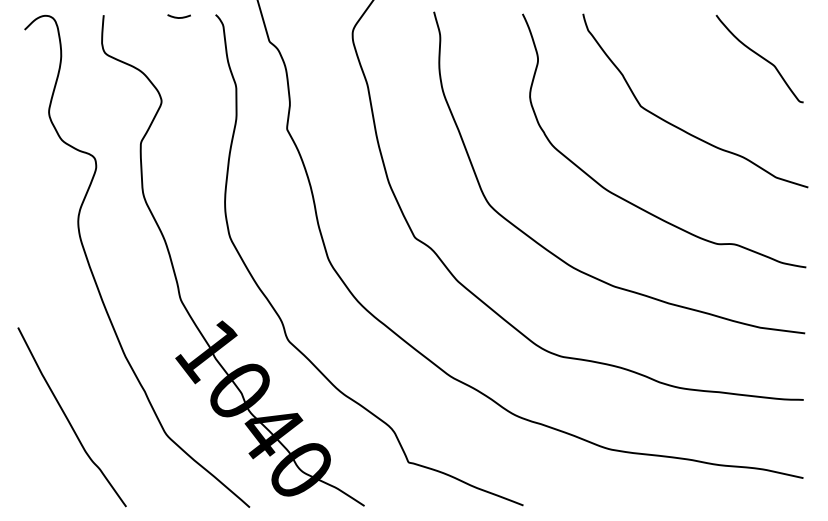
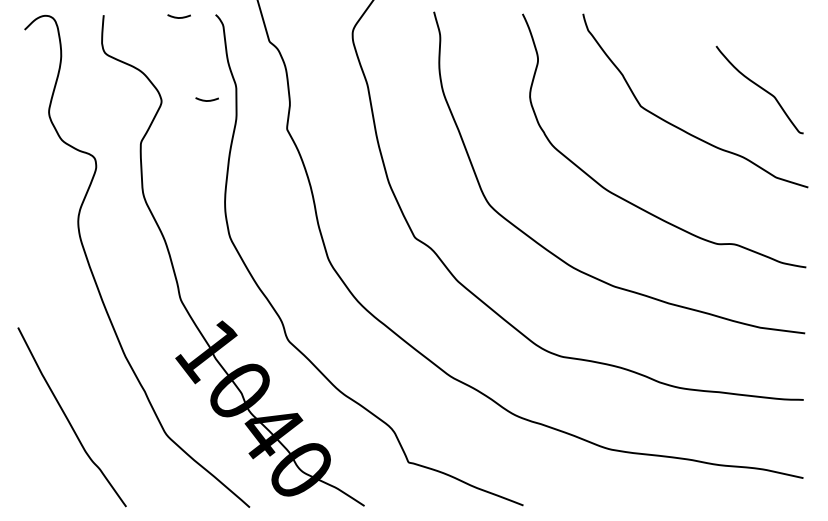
curve position: (760, 57) -> (760, 88) (760, 88)
curve: none -> present (206, 100)
